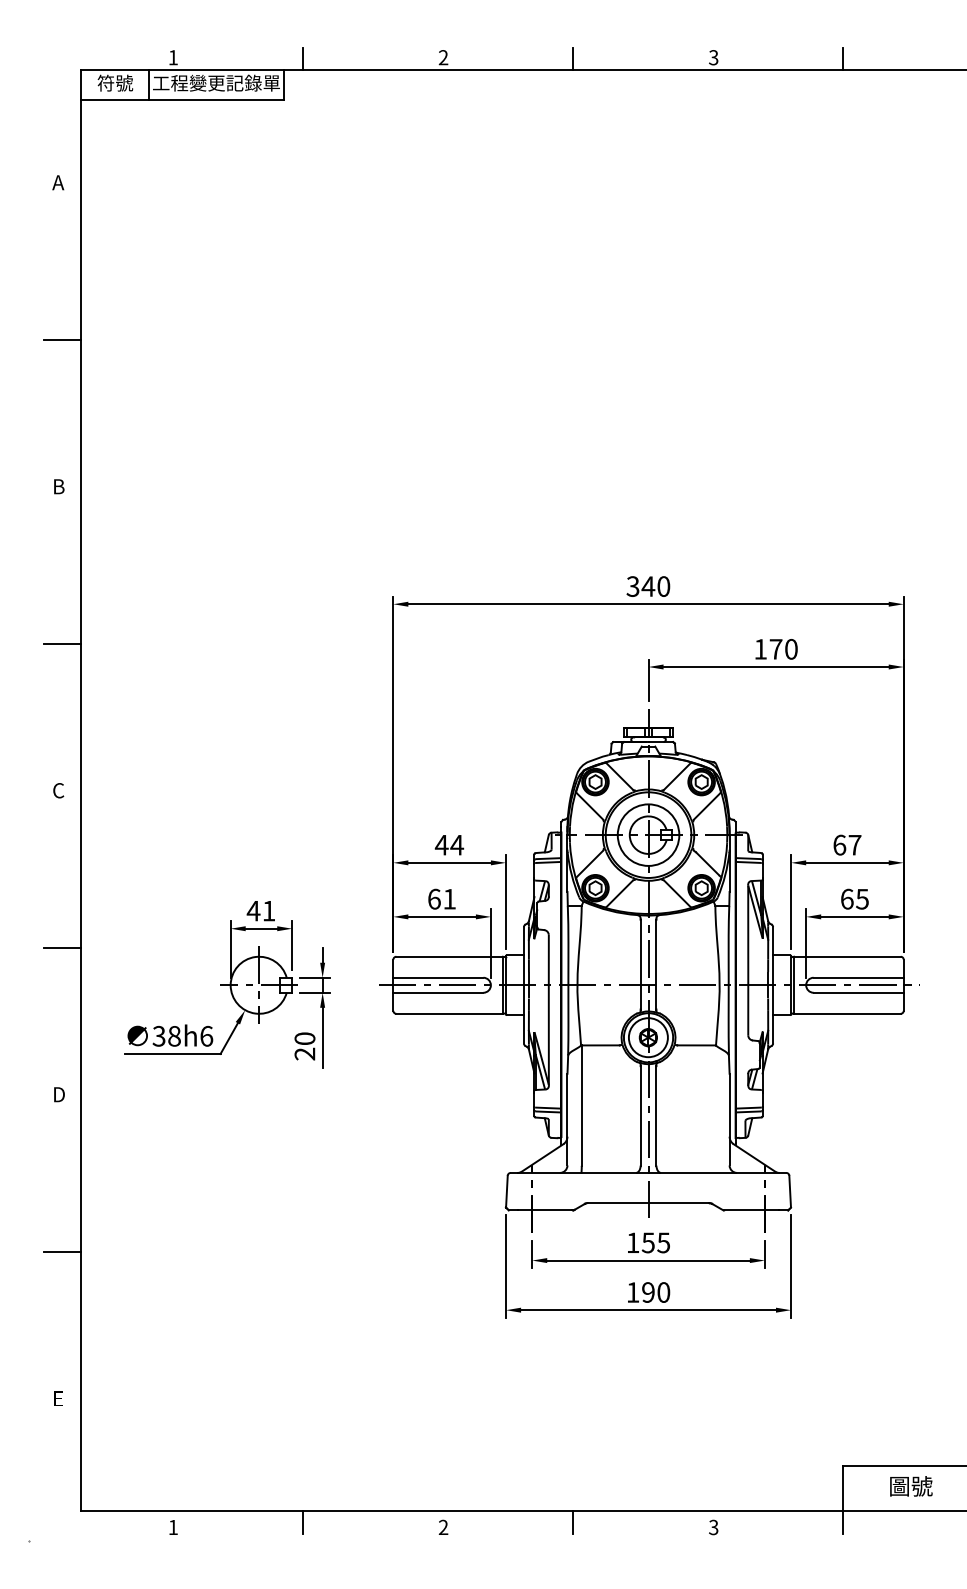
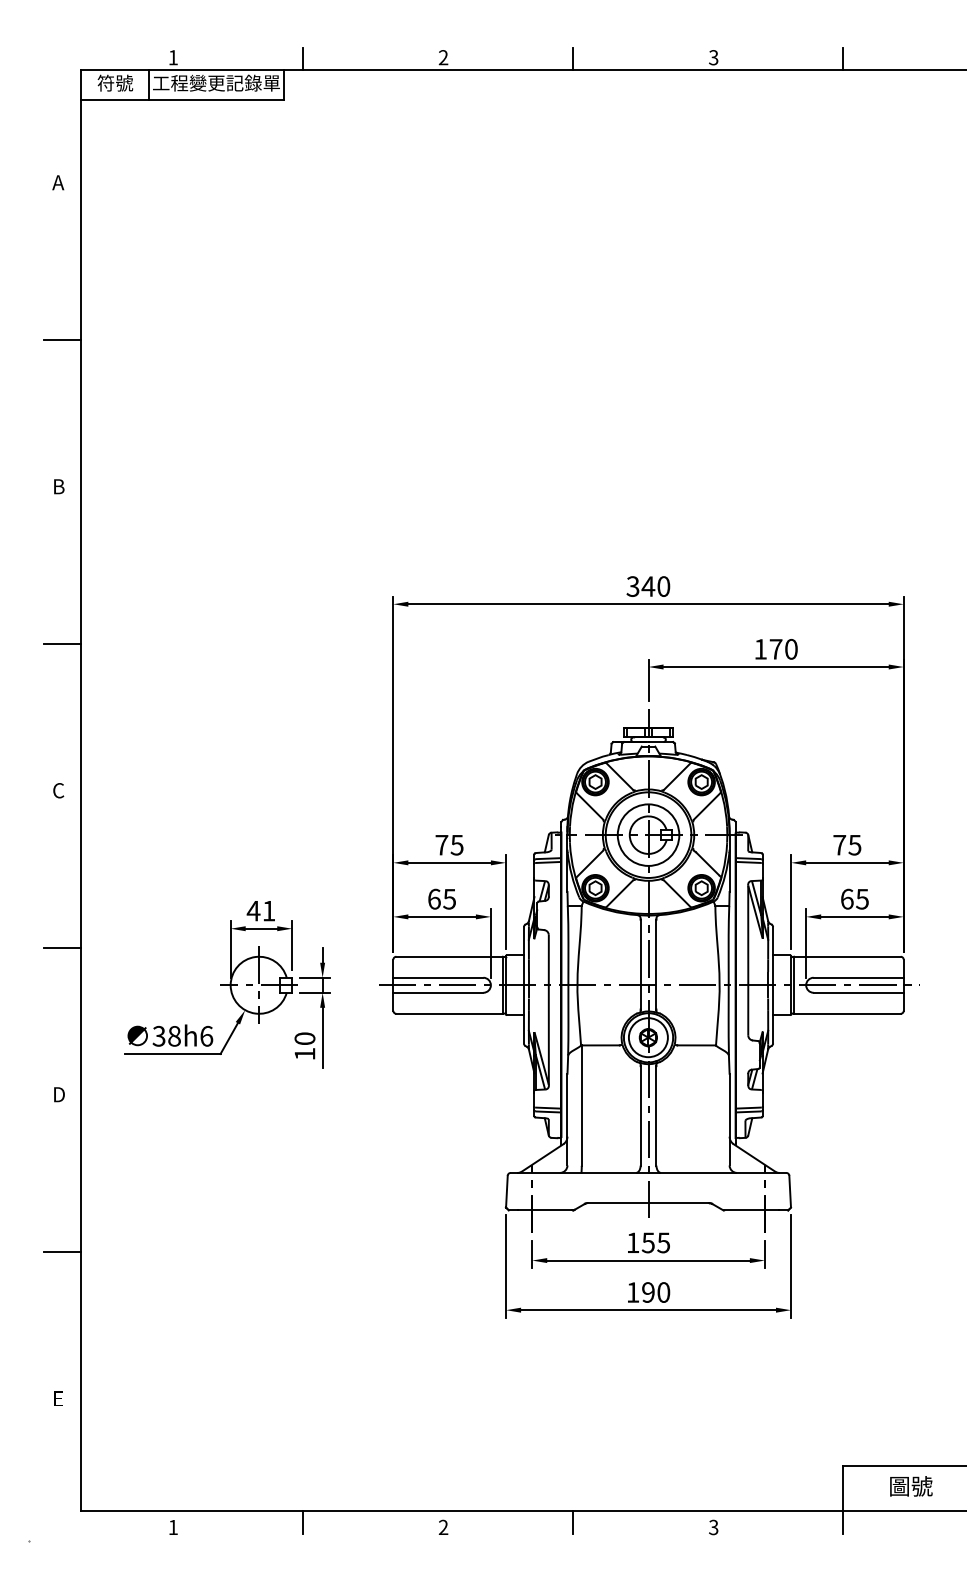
text: 67 -> 75 (847, 844)
text: 44 -> 75 (449, 845)
text: 61 -> 65 (449, 899)
text: 20 -> 10 (304, 1053)
